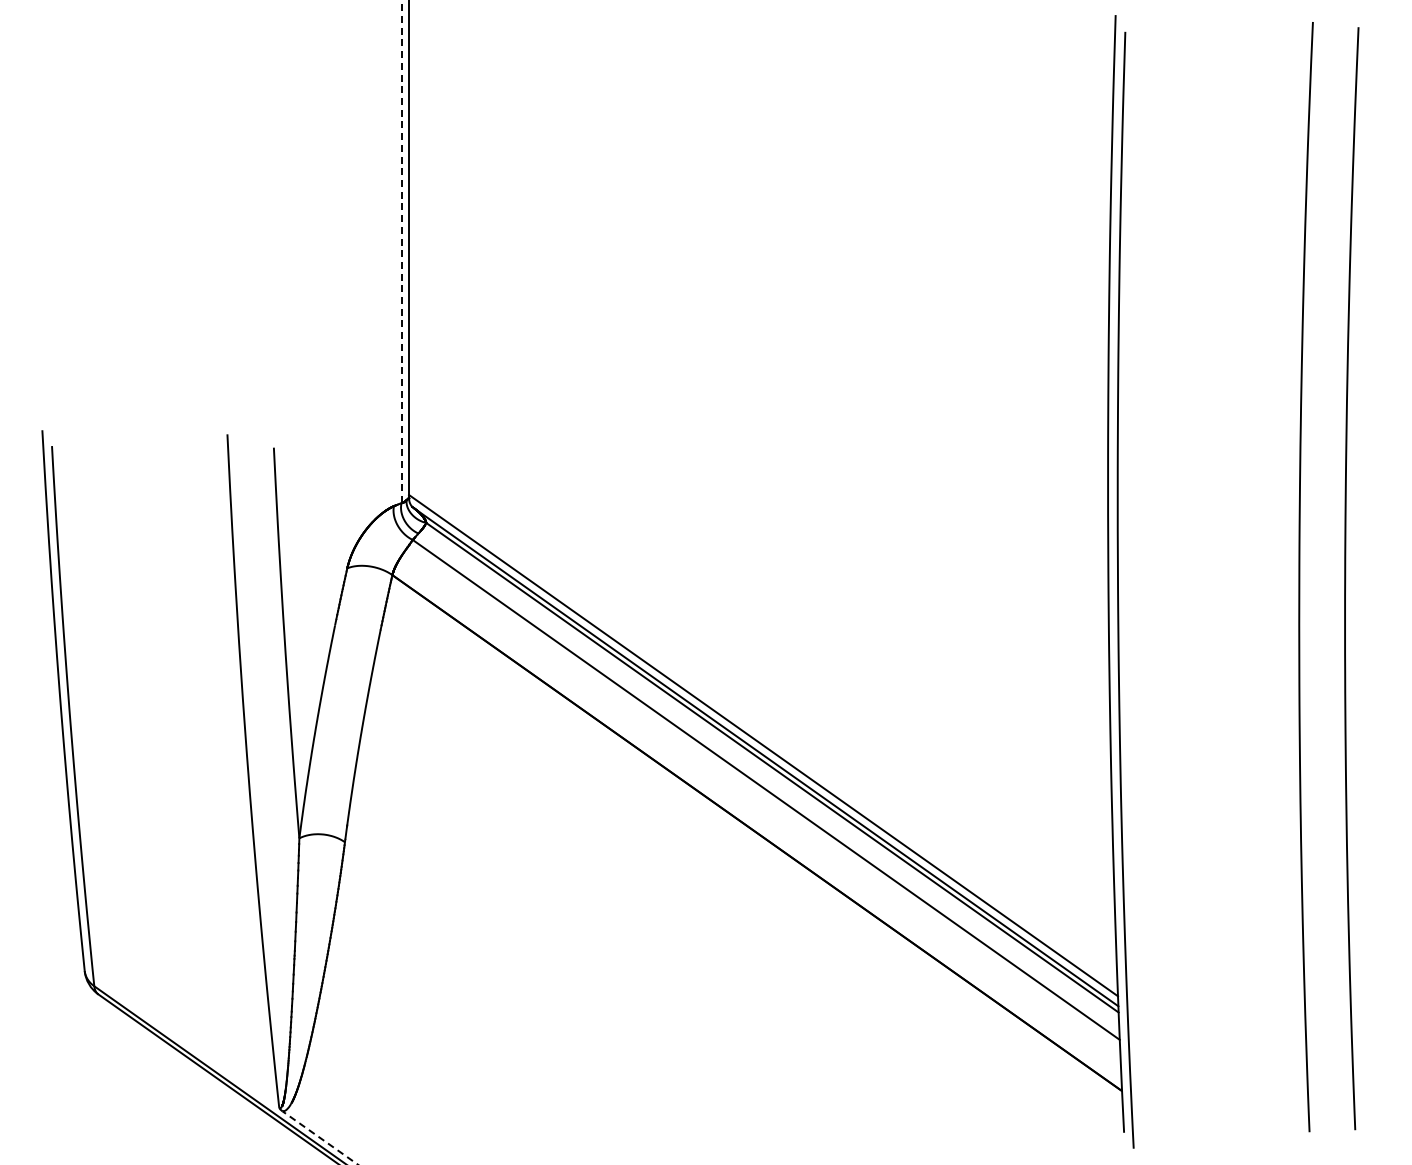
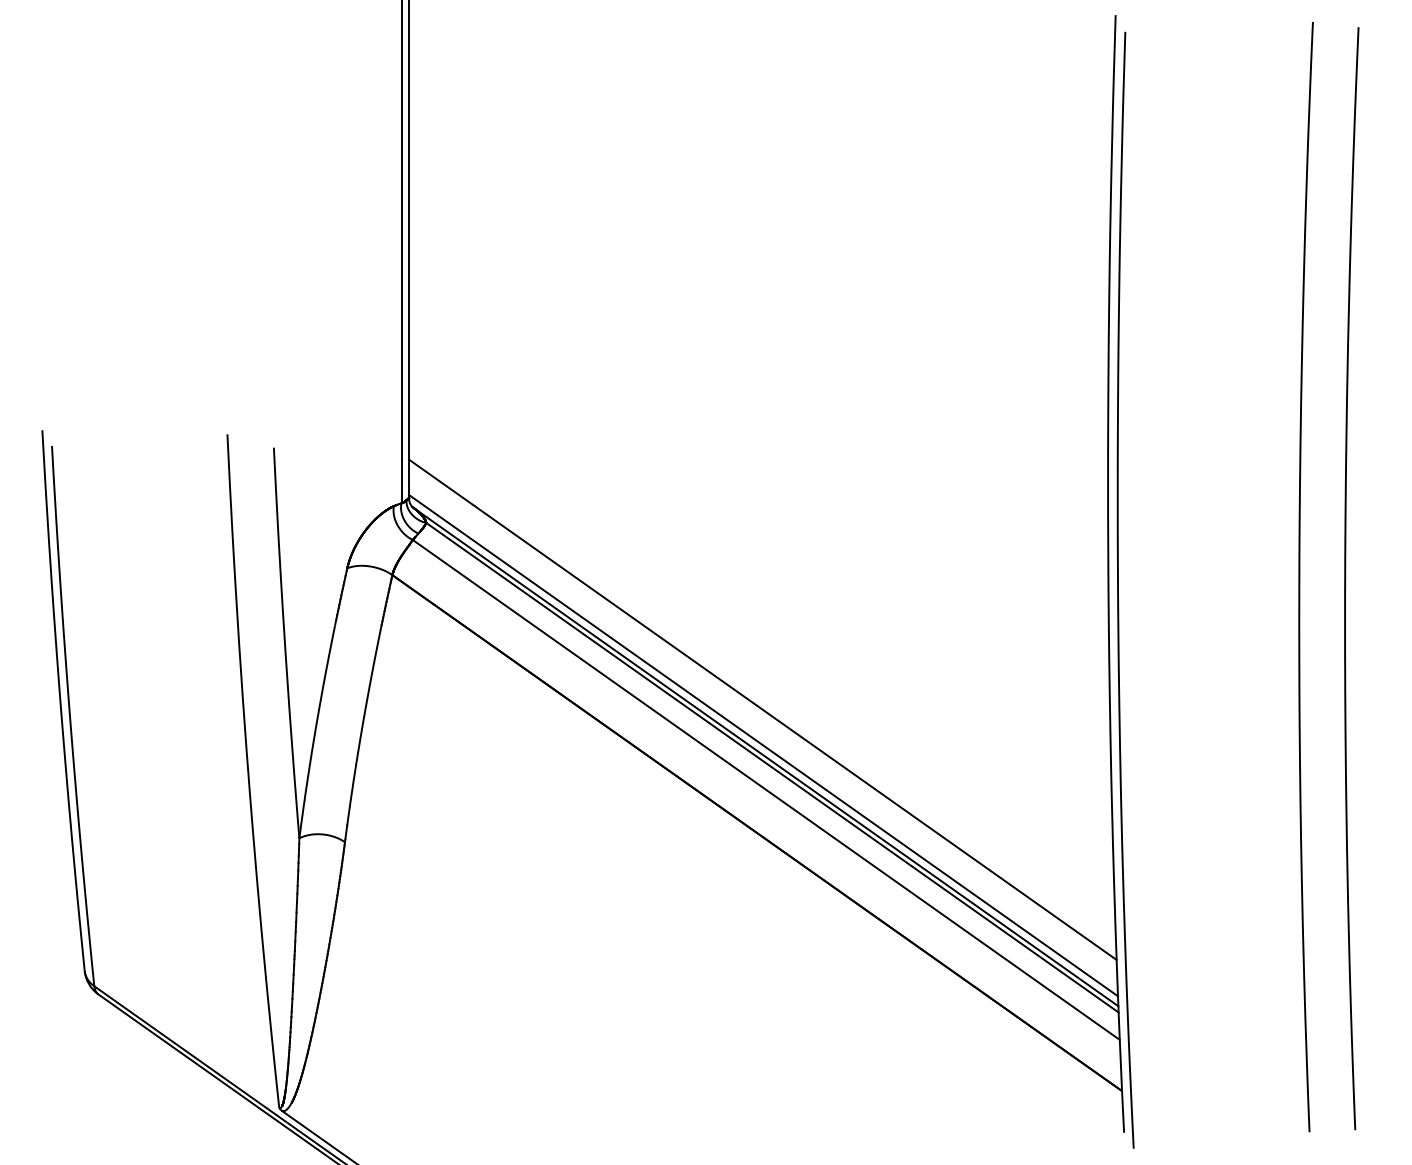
line: dashed -> solid (401, 251)
line: none -> present (762, 709)
line: dashed -> solid (320, 1137)
